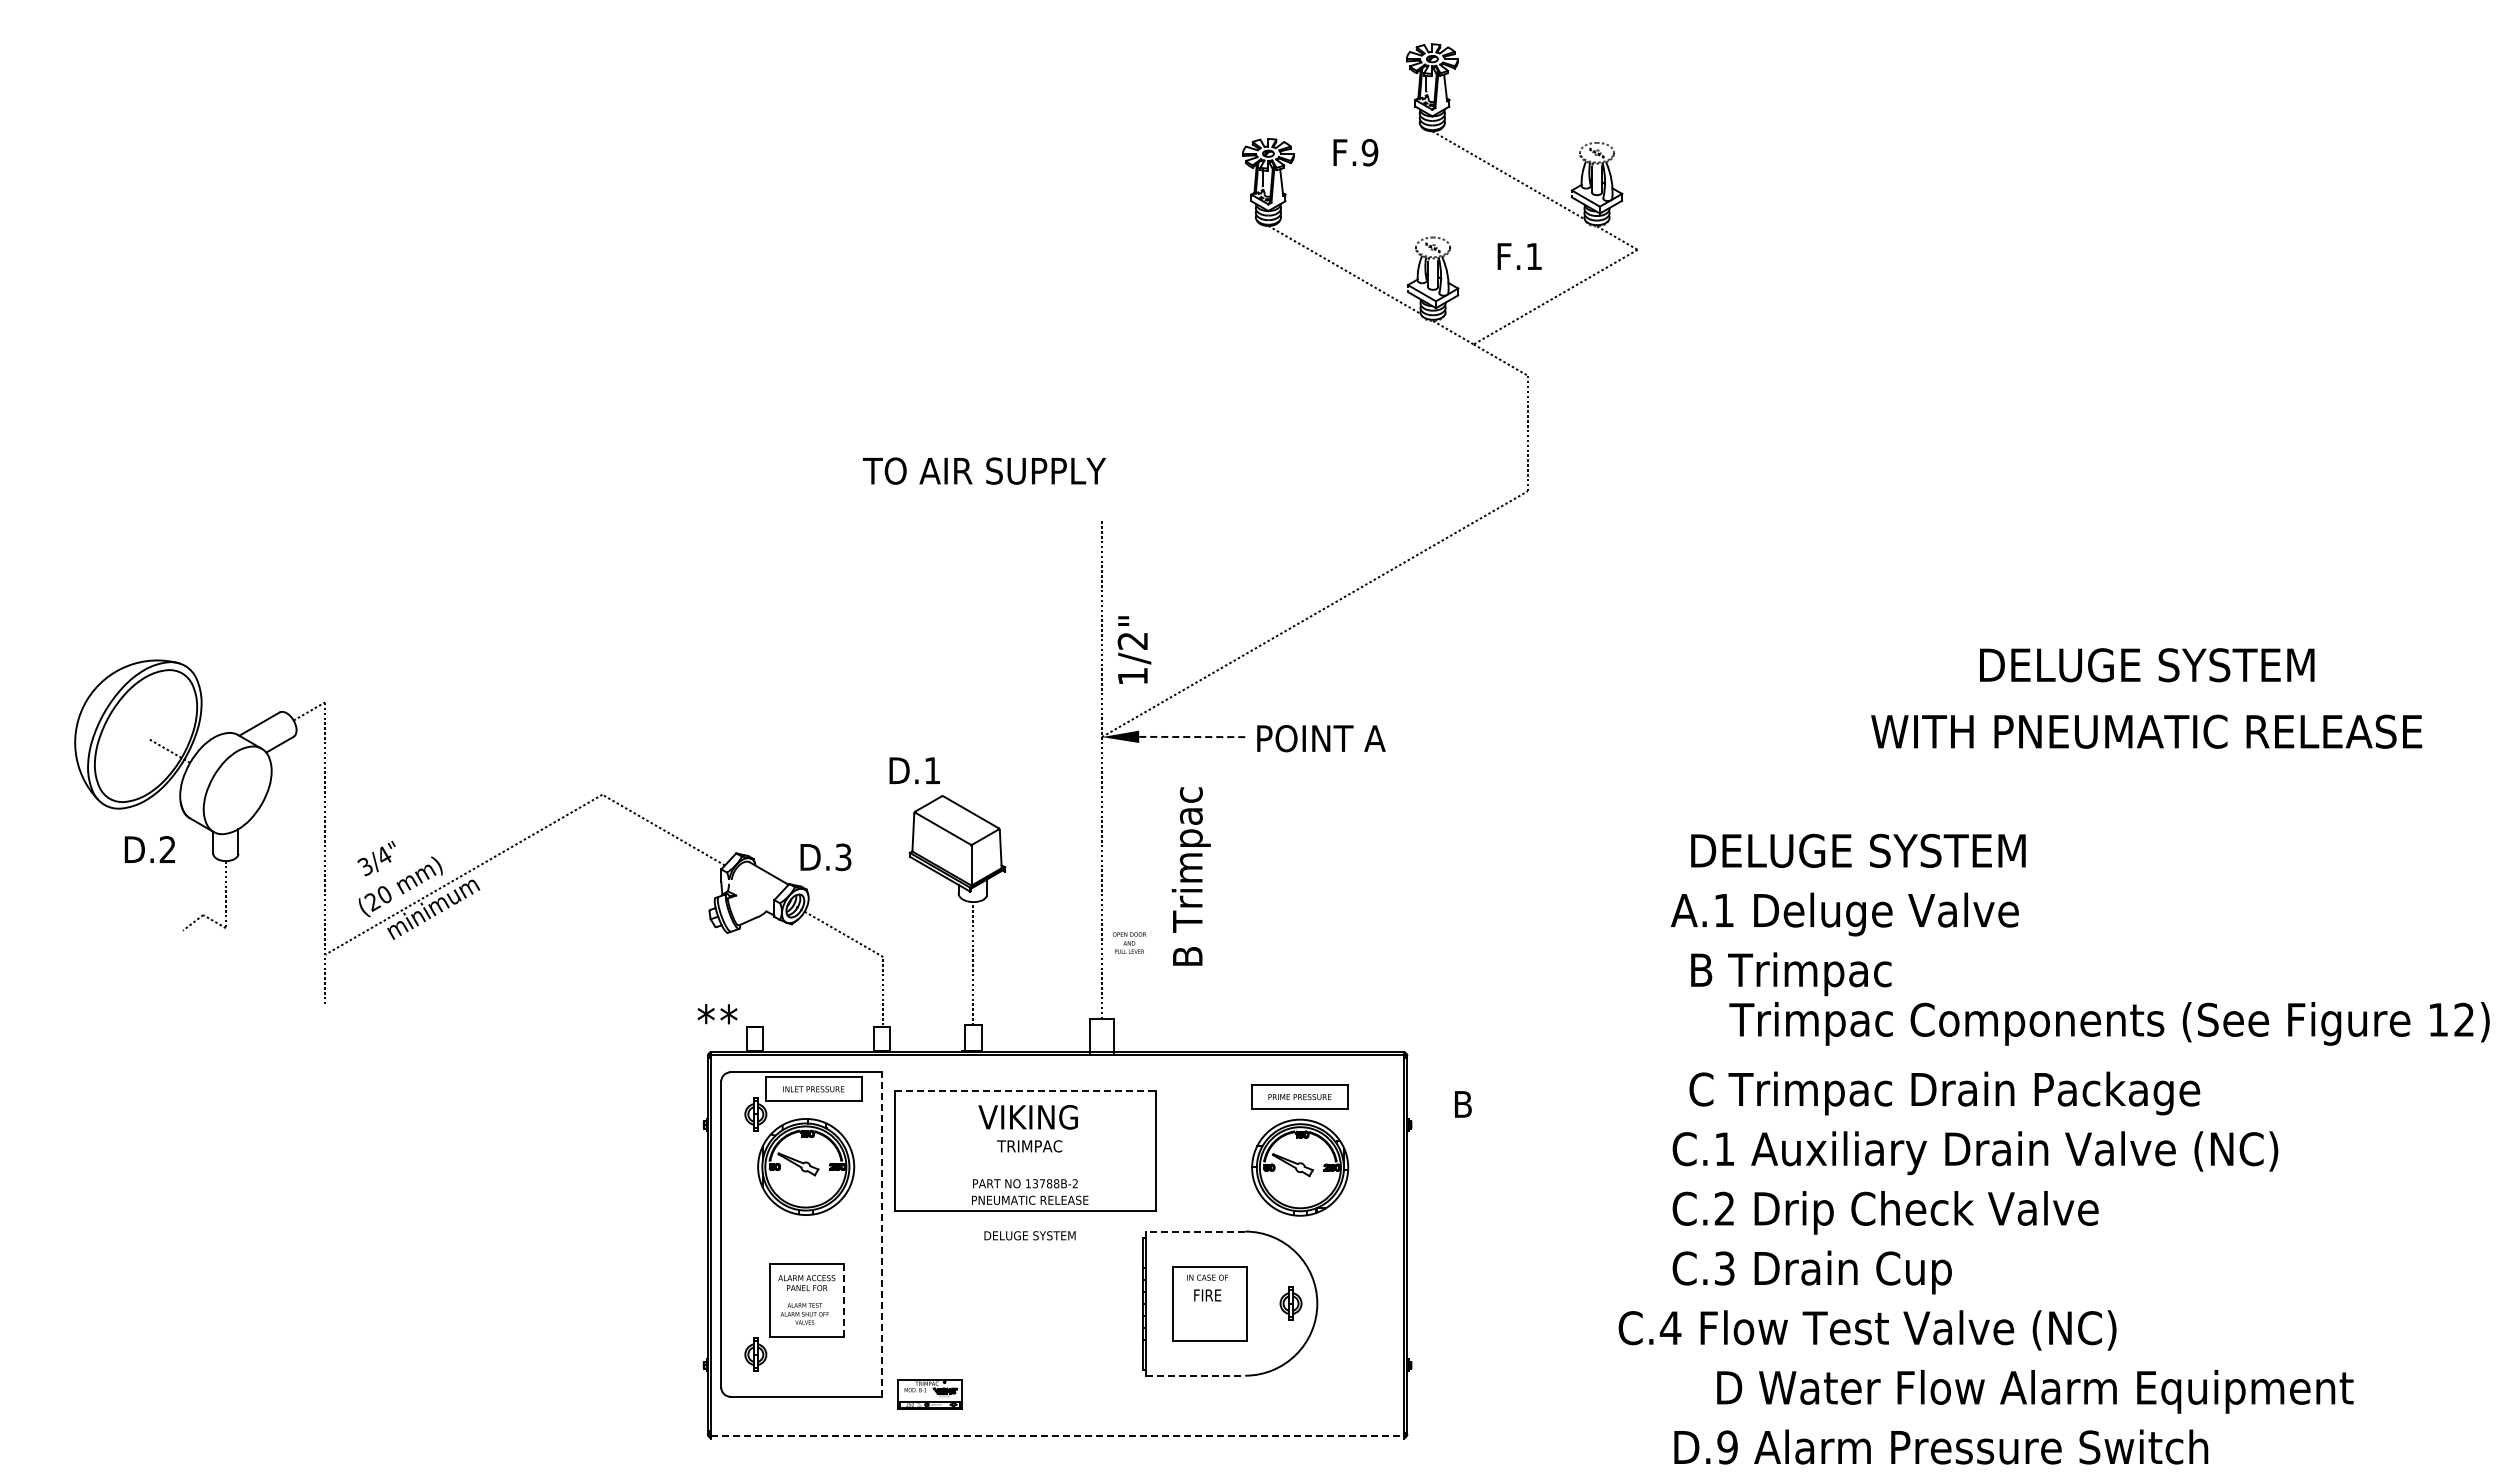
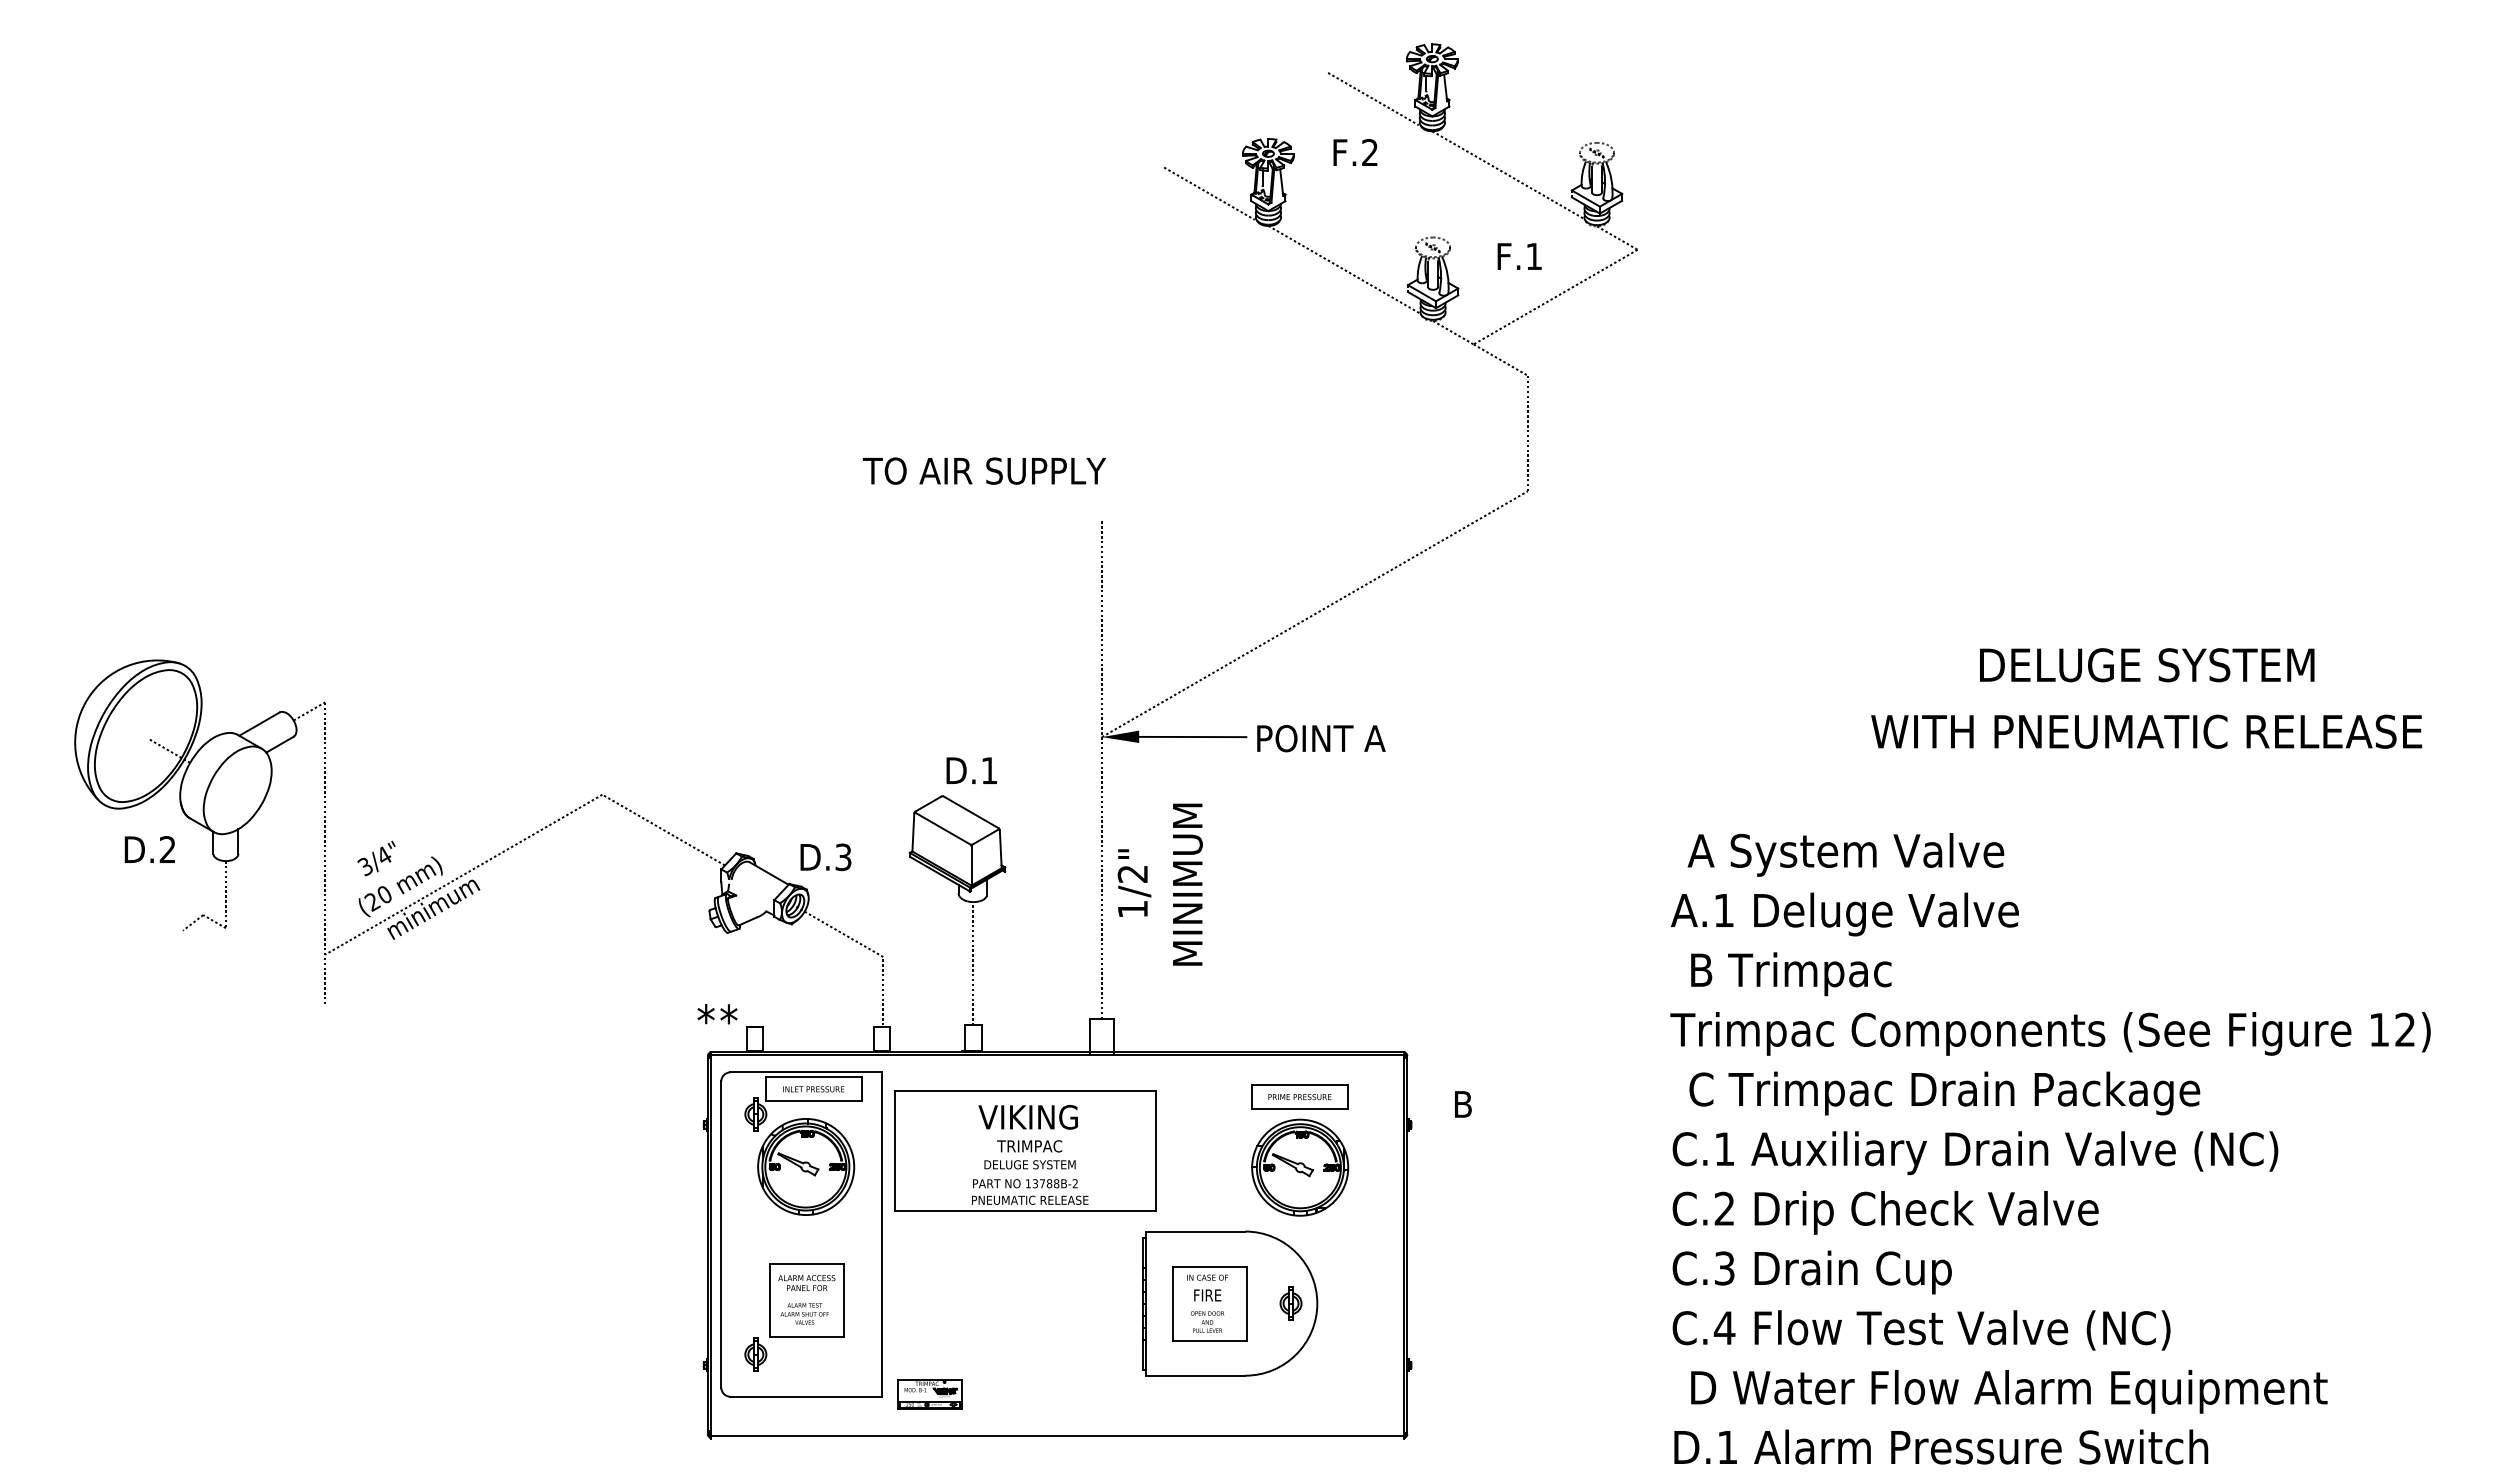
line: none -> present (1373, 98)
text: F.9 -> F.2 (1369, 152)
line: none -> present (1209, 193)
text position: (1134, 649) -> (1134, 882) (1134, 882)
line: dashed -> solid (1192, 737)
text position: (914, 770) -> (971, 770) (971, 770)
text: DELUGE SYSTEM -> A System Valve (1856, 854)
text: B Trimpac -> MINIMUM (1190, 874)
text position: (1129, 942) -> (1207, 1321) (1207, 1321)
text position: (2109, 1023) -> (2050, 1033) (2050, 1033)
line: dashed -> solid (1025, 1091)
line: dashed -> solid (1195, 1231)
line: dashed -> solid (882, 1234)
text position: (1029, 1235) -> (1029, 1164) (1029, 1164)
line: dashed -> solid (843, 1300)
text position: (1867, 1330) -> (1921, 1330) (1921, 1330)
line: dashed -> solid (1195, 1375)
text position: (2035, 1391) -> (2009, 1391) (2009, 1391)
line: dashed -> solid (1057, 1435)
text: D.9 -> D.1 (1727, 1447)
